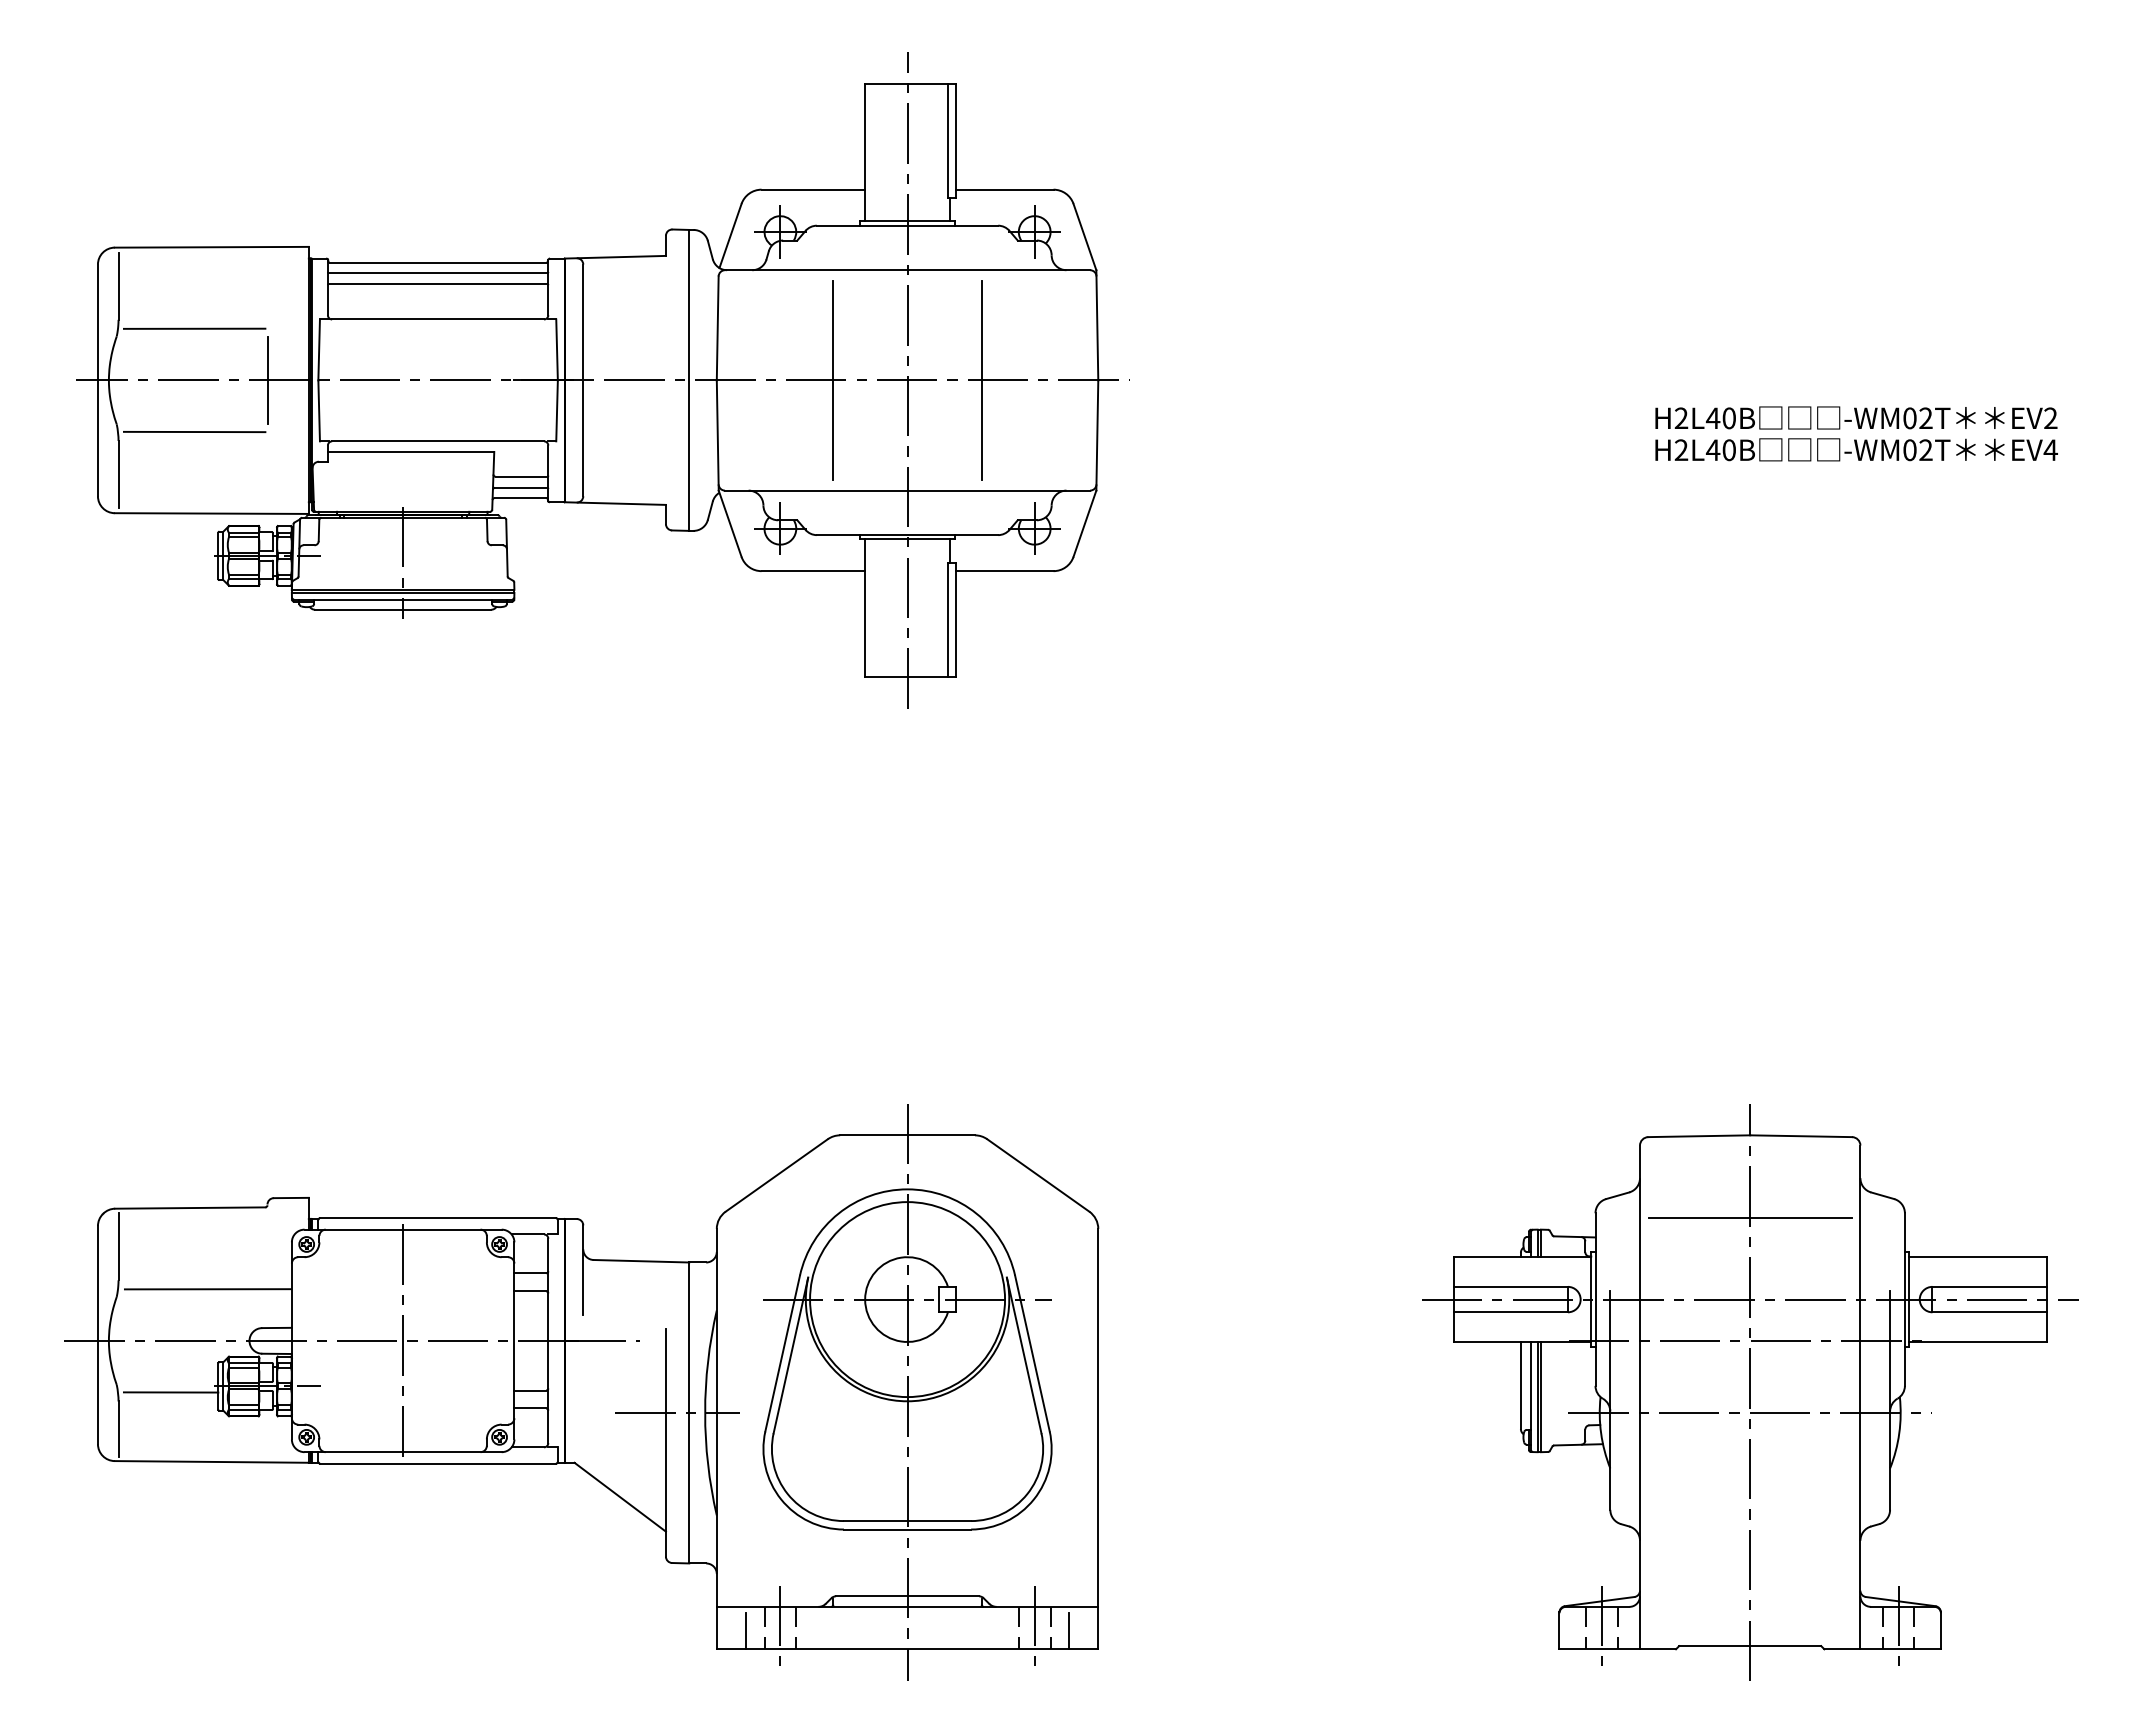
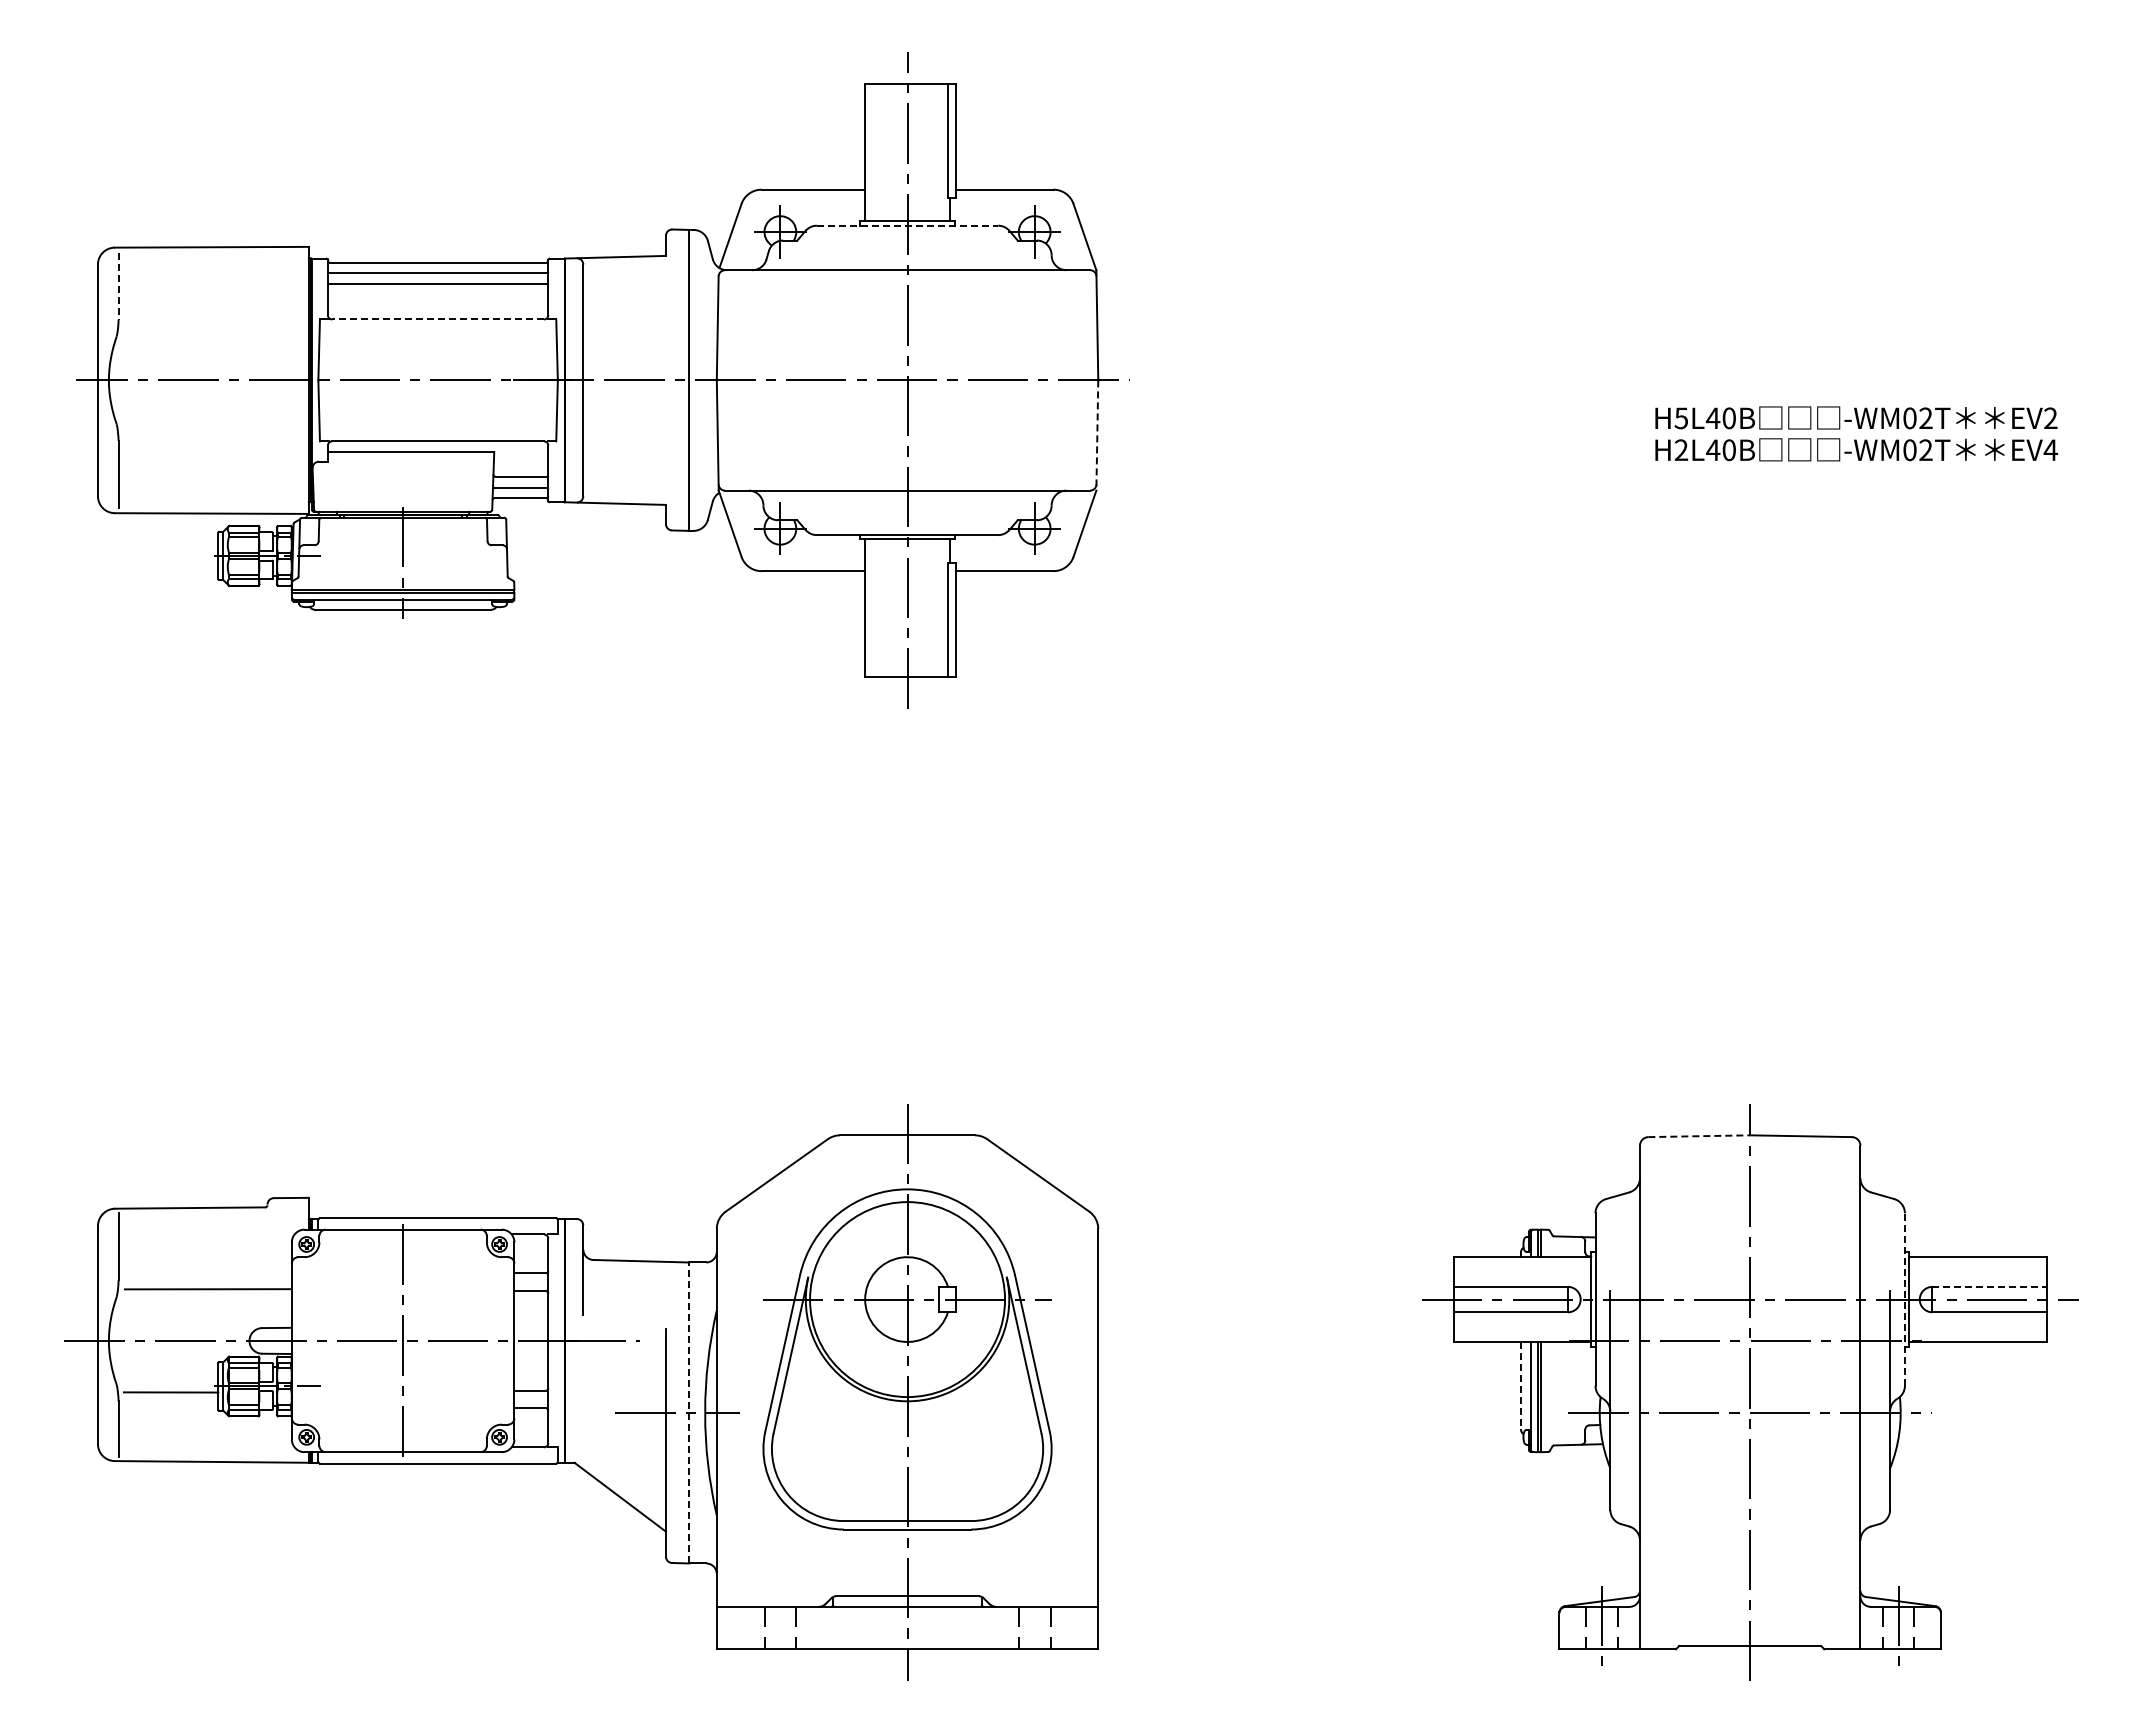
line: solid -> dashed (907, 225)
line: solid -> dashed (118, 286)
line: solid -> dashed (438, 319)
line: present -> none (194, 328)
line: present -> none (267, 380)
line: present -> none (833, 380)
line: present -> none (981, 380)
text: H2L40B -> H5L40B (1681, 418)
line: present -> none (194, 431)
line: solid -> dashed (1097, 436)
line: solid -> dashed (1699, 1136)
line: present -> none (1750, 1217)
line: solid -> dashed (1990, 1286)
line: solid -> dashed (1904, 1299)
line: solid -> dashed (1520, 1385)
line: solid -> dashed (689, 1412)
line: present -> none (780, 1627)
line: present -> none (1034, 1627)
line: present -> none (746, 1630)
line: present -> none (1068, 1630)
